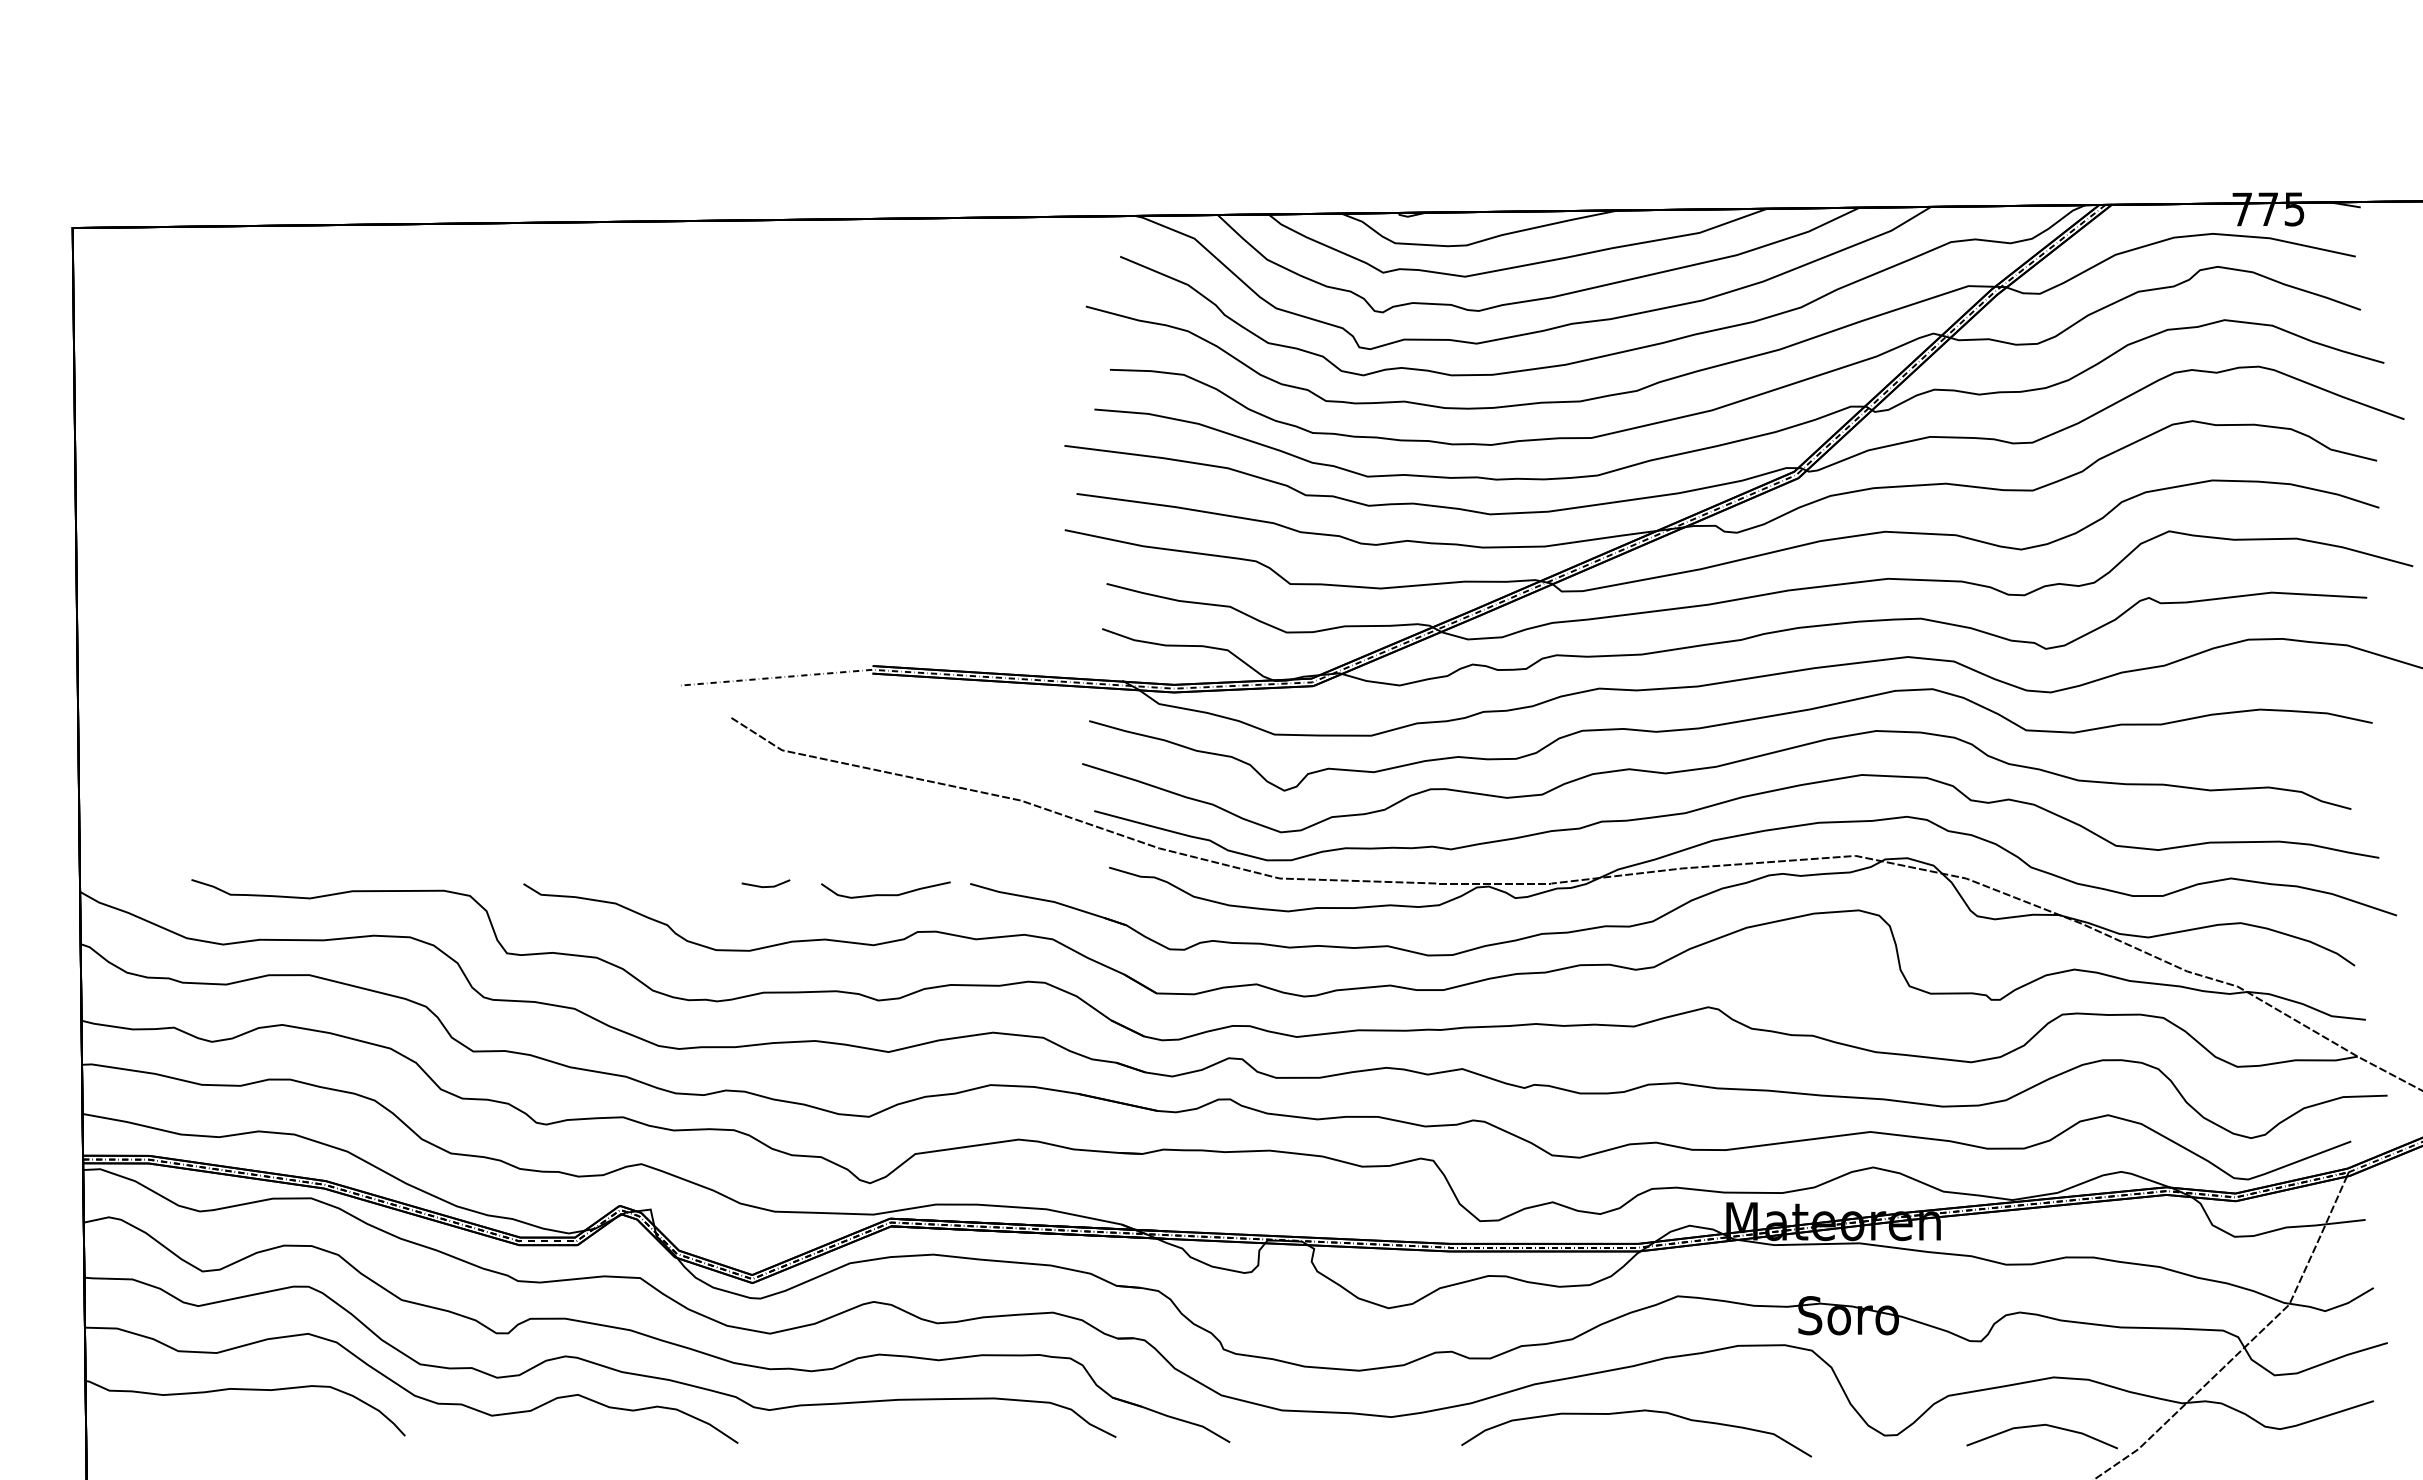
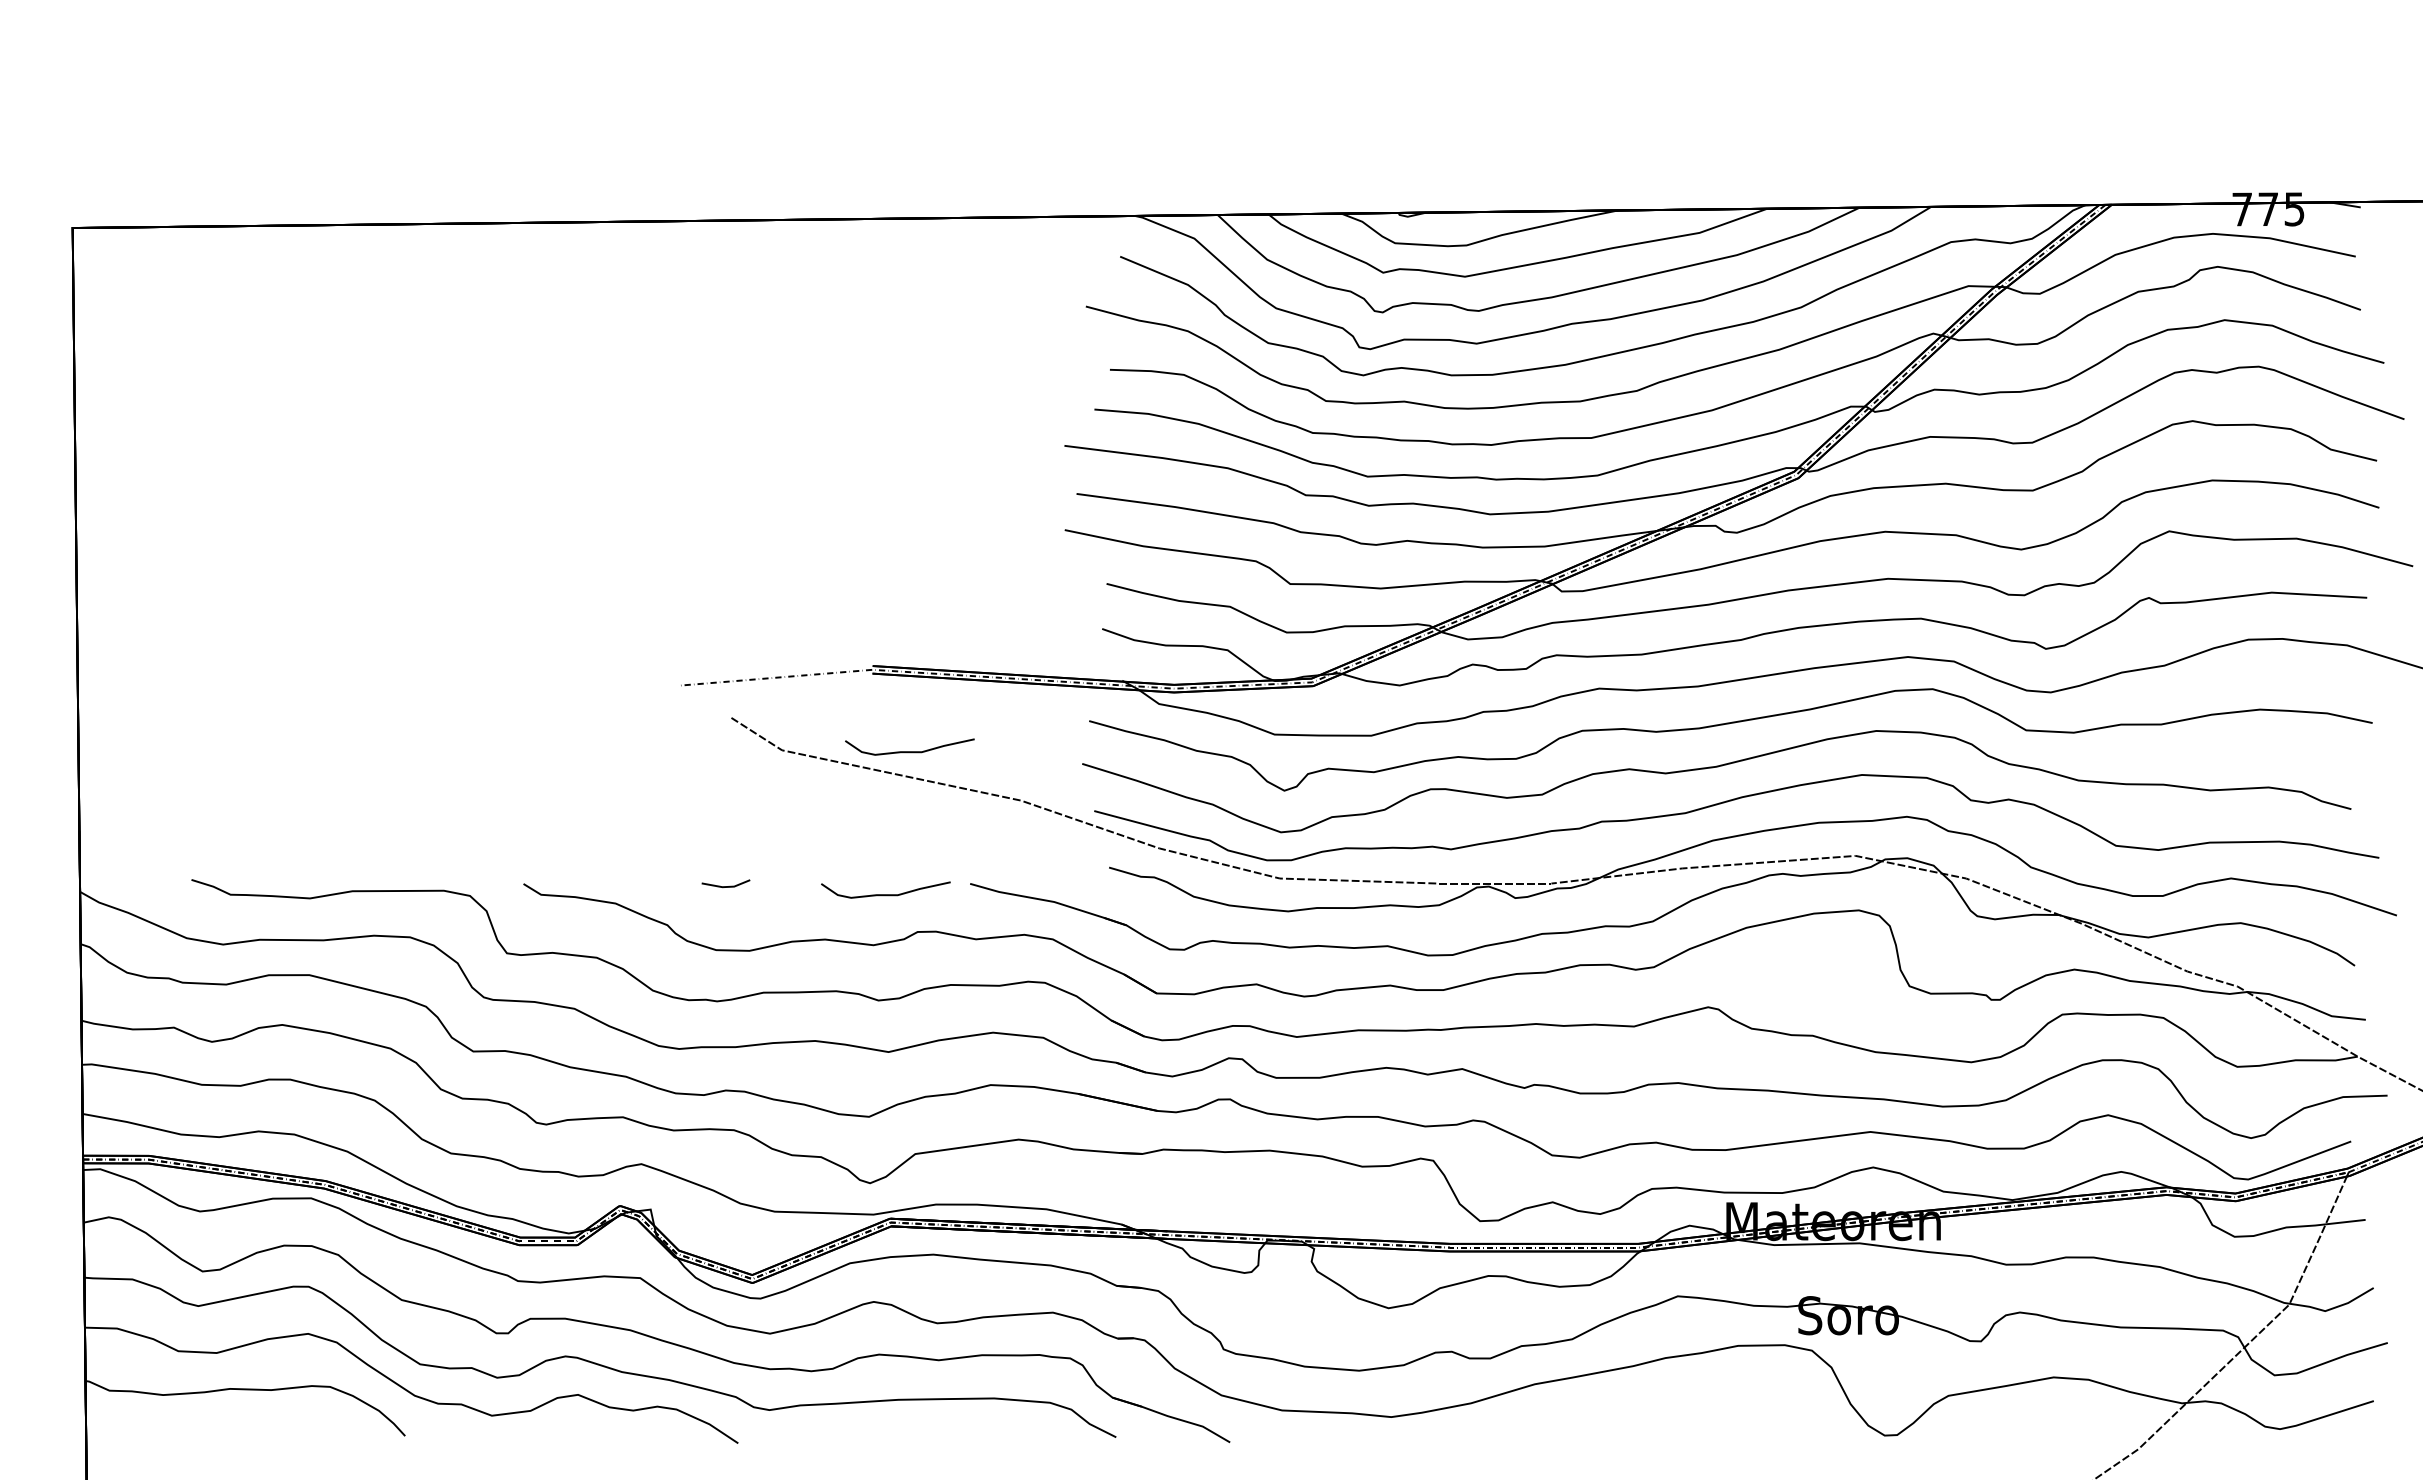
curve: none -> present (909, 751)
line position: (765, 886) -> (725, 886) (725, 886)
curve: present -> none (1636, 1412)
line: present -> none (2041, 1426)
